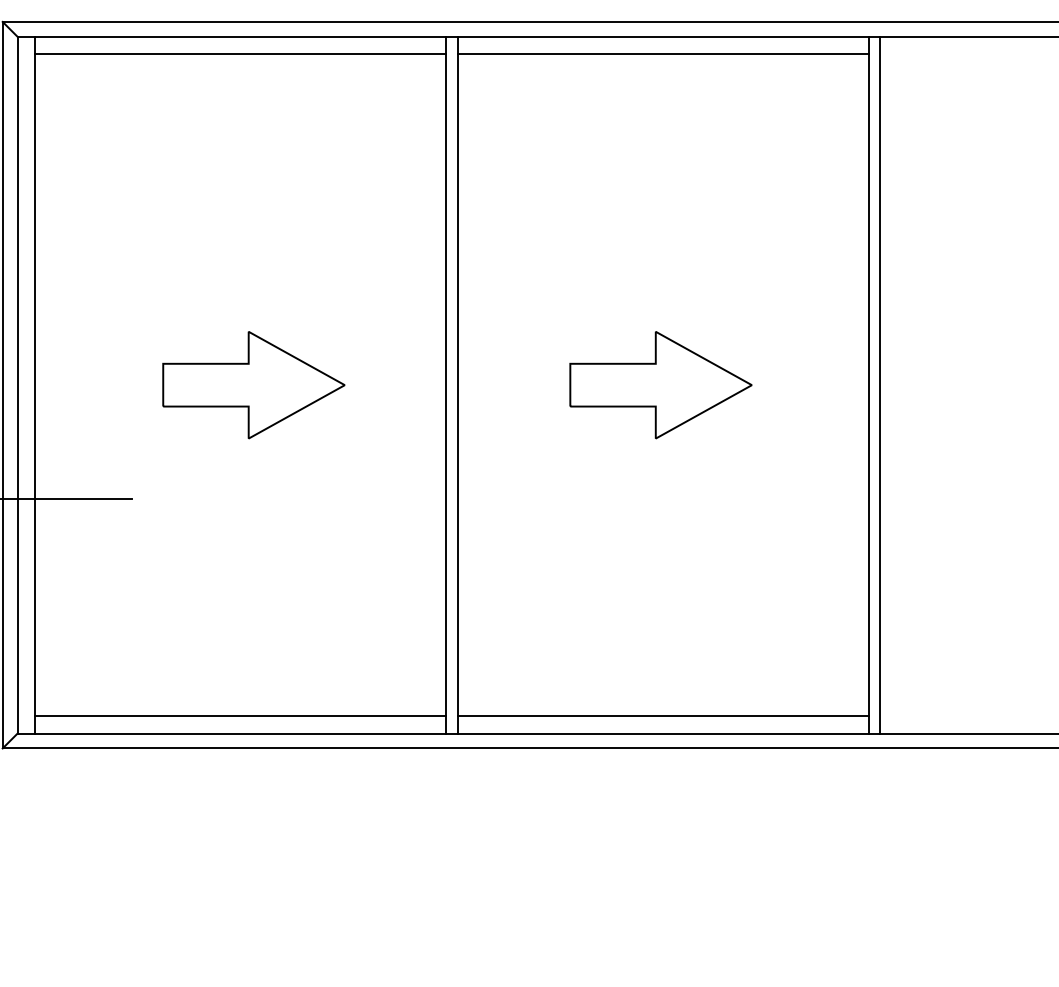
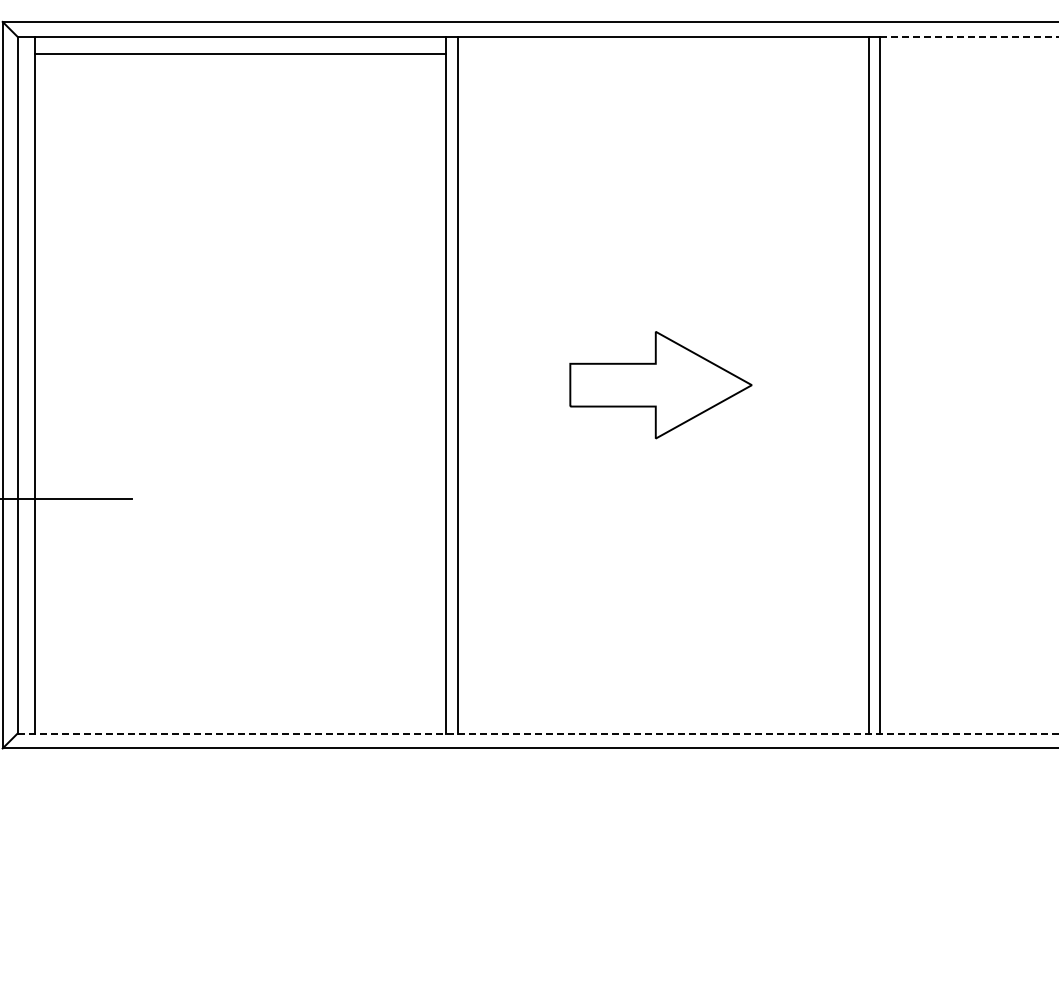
line: solid -> dashed (970, 36)
line: present -> none (662, 54)
part: present -> none (253, 385)
line: present -> none (240, 716)
line: present -> none (662, 716)
line: solid -> dashed (538, 733)
